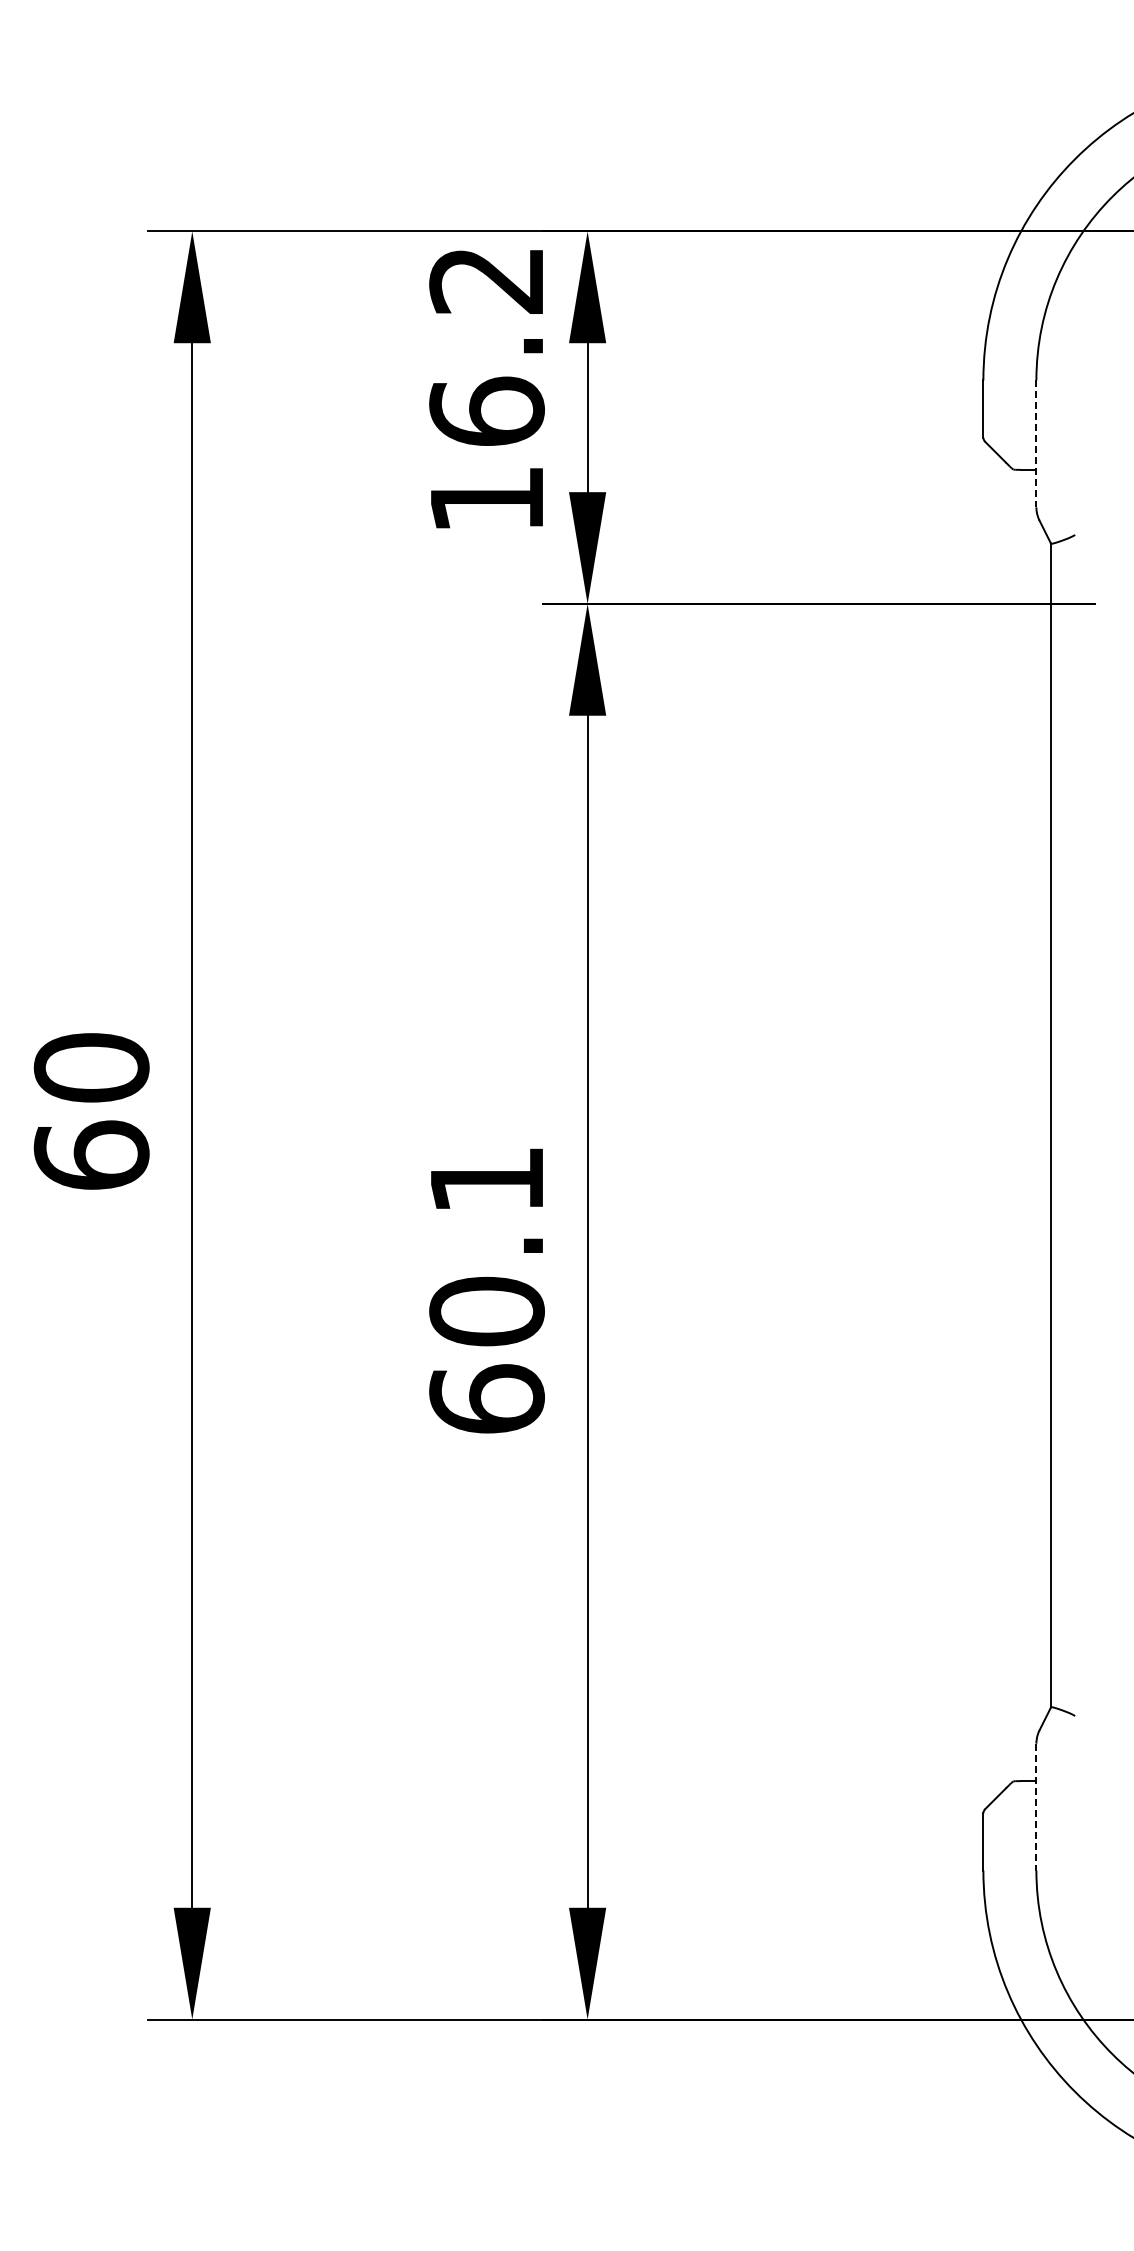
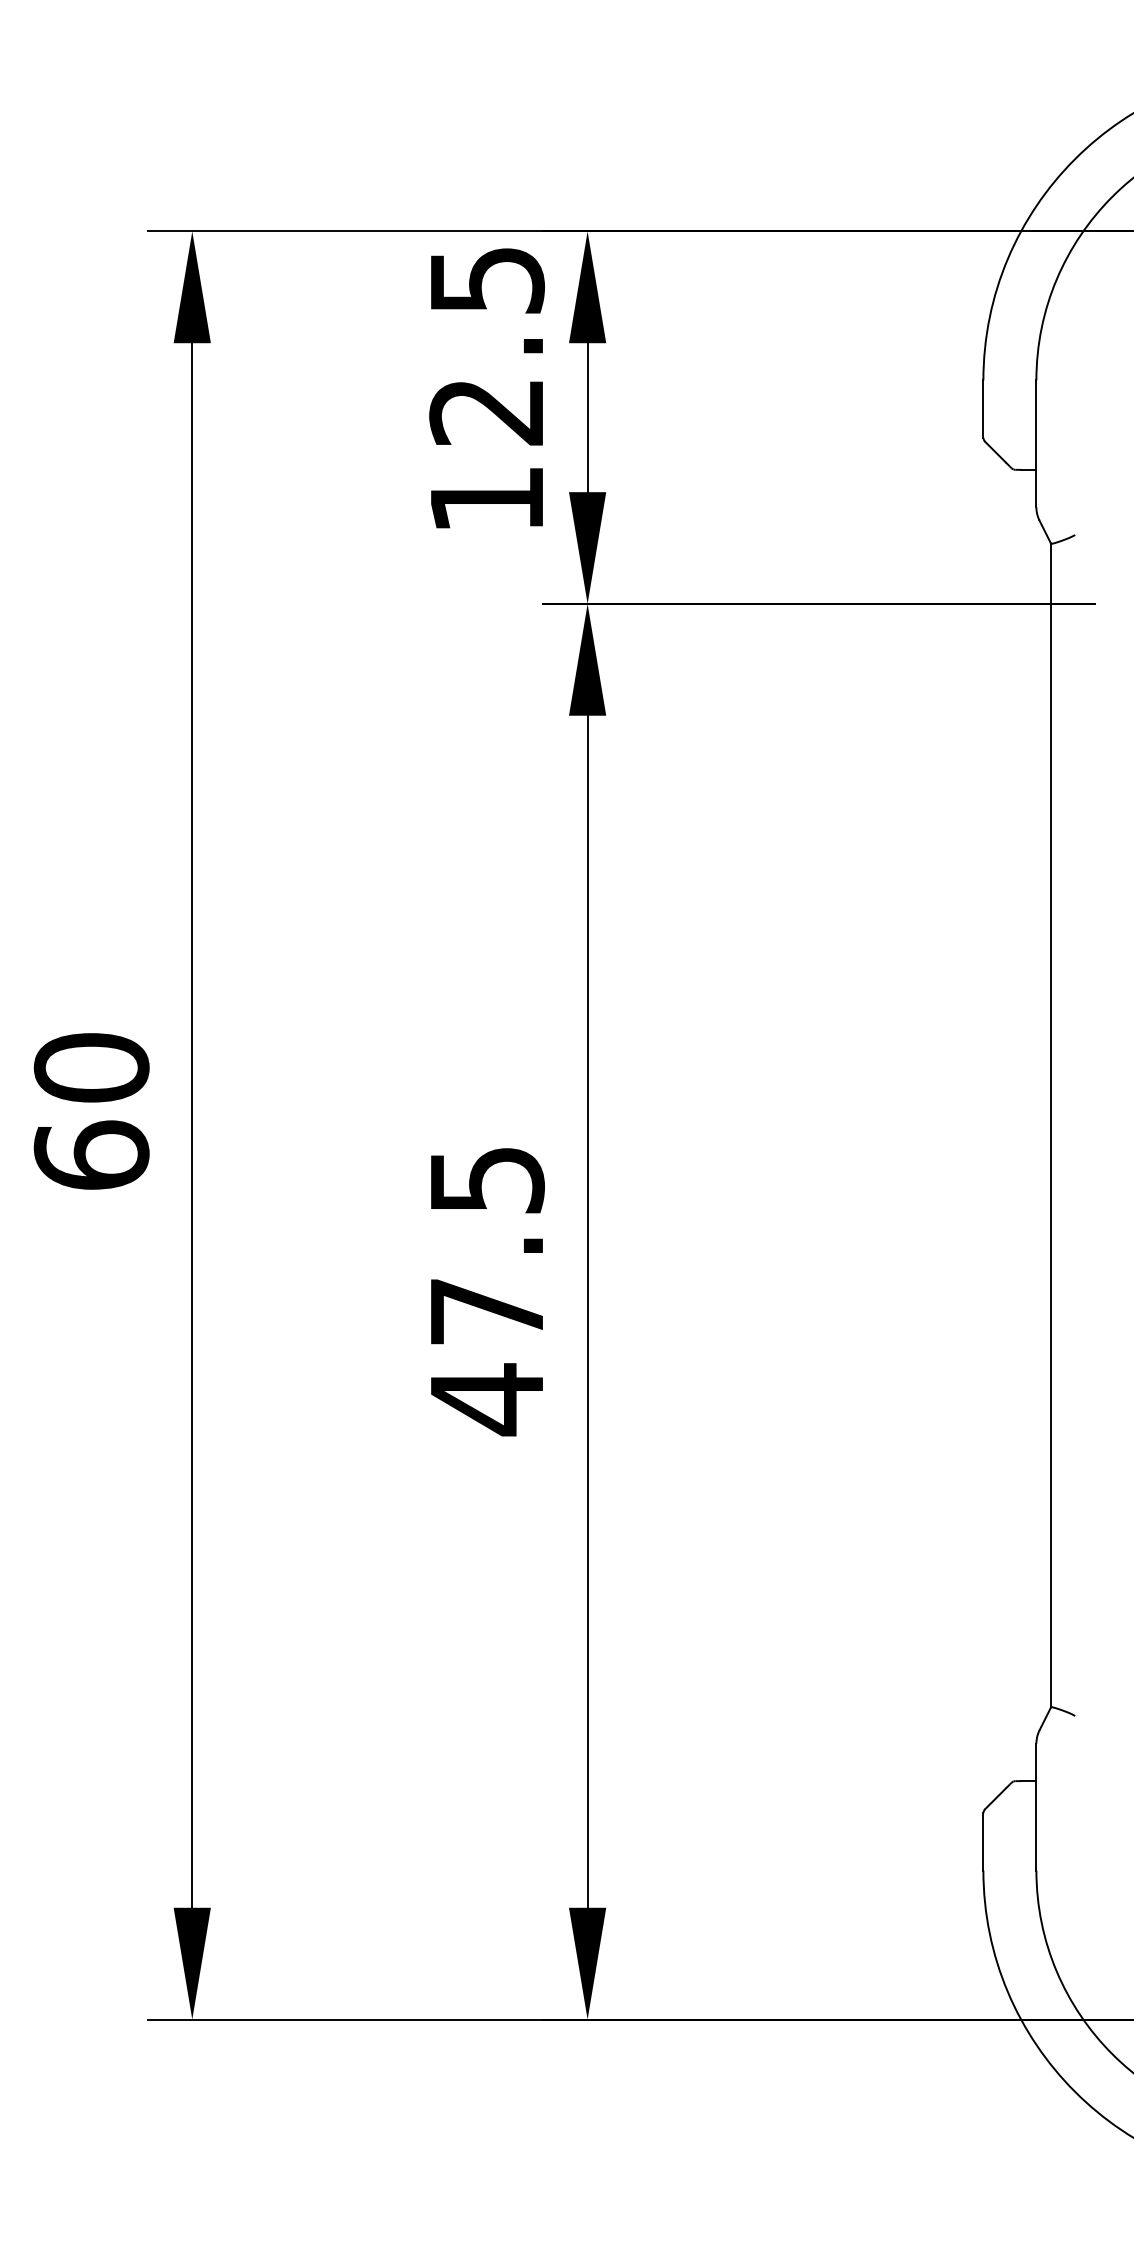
text: 16.2 -> 12.5 (486, 346)
line: dashed -> solid (1036, 444)
text: 60.1 -> 47.5 (486, 1292)
line: dashed -> solid (1036, 1807)
